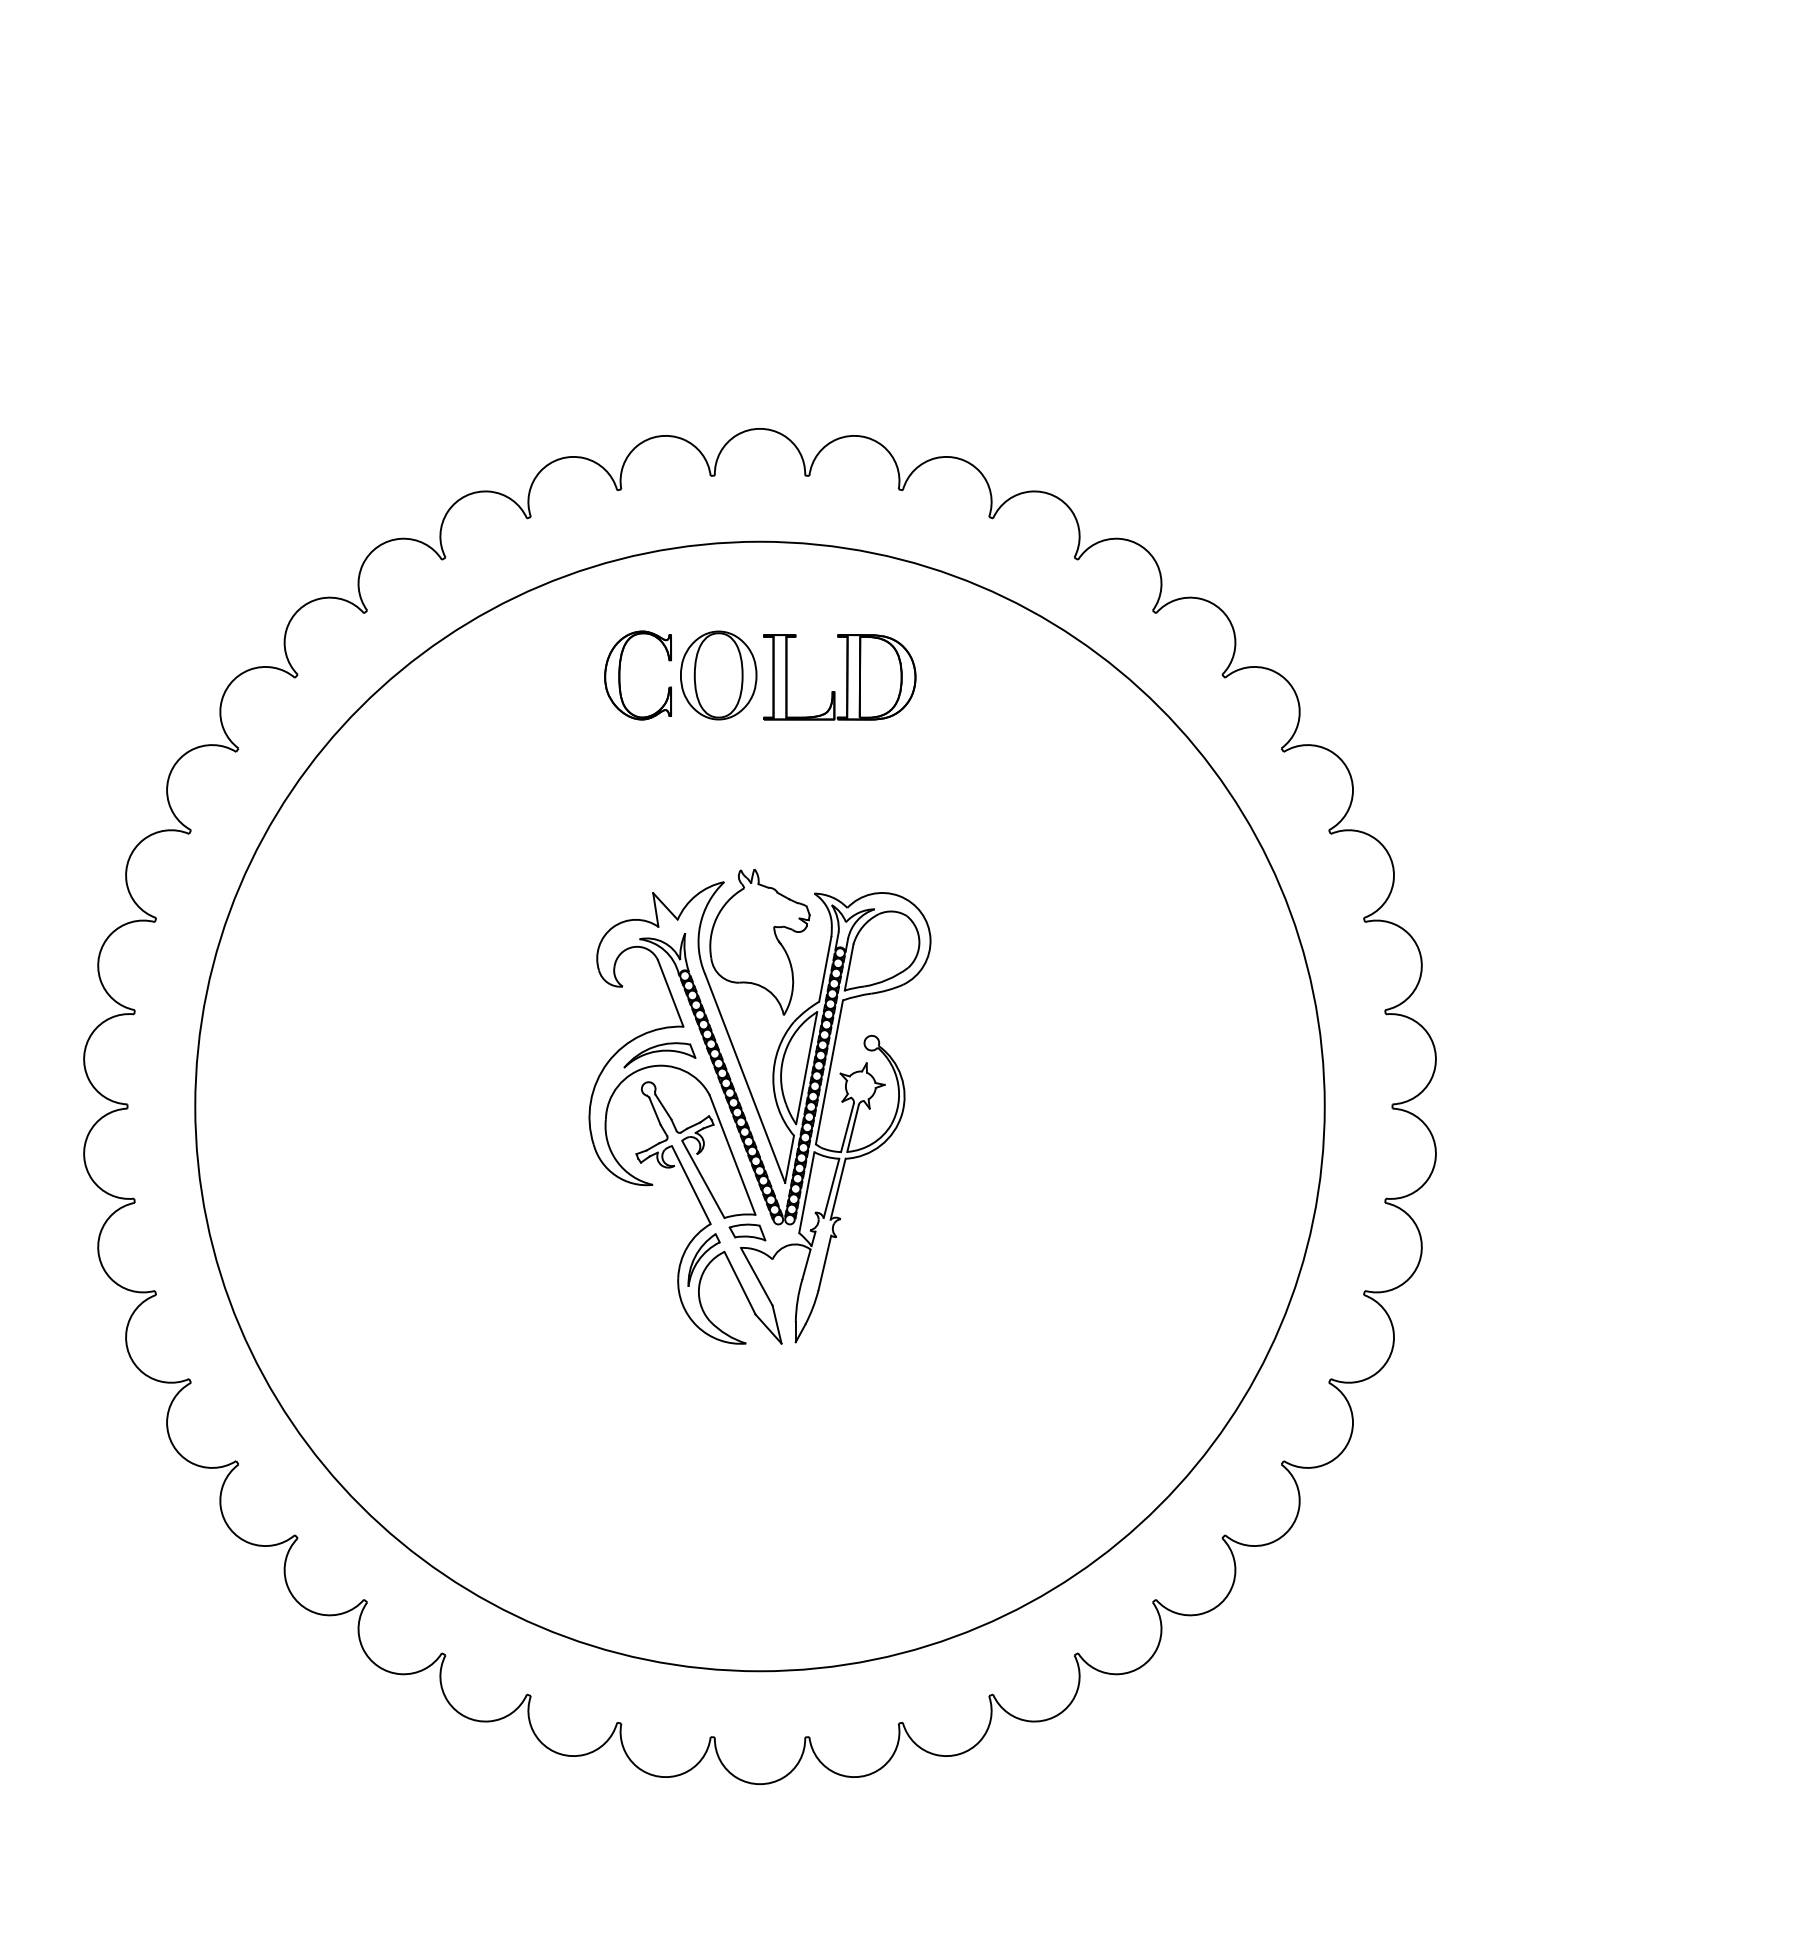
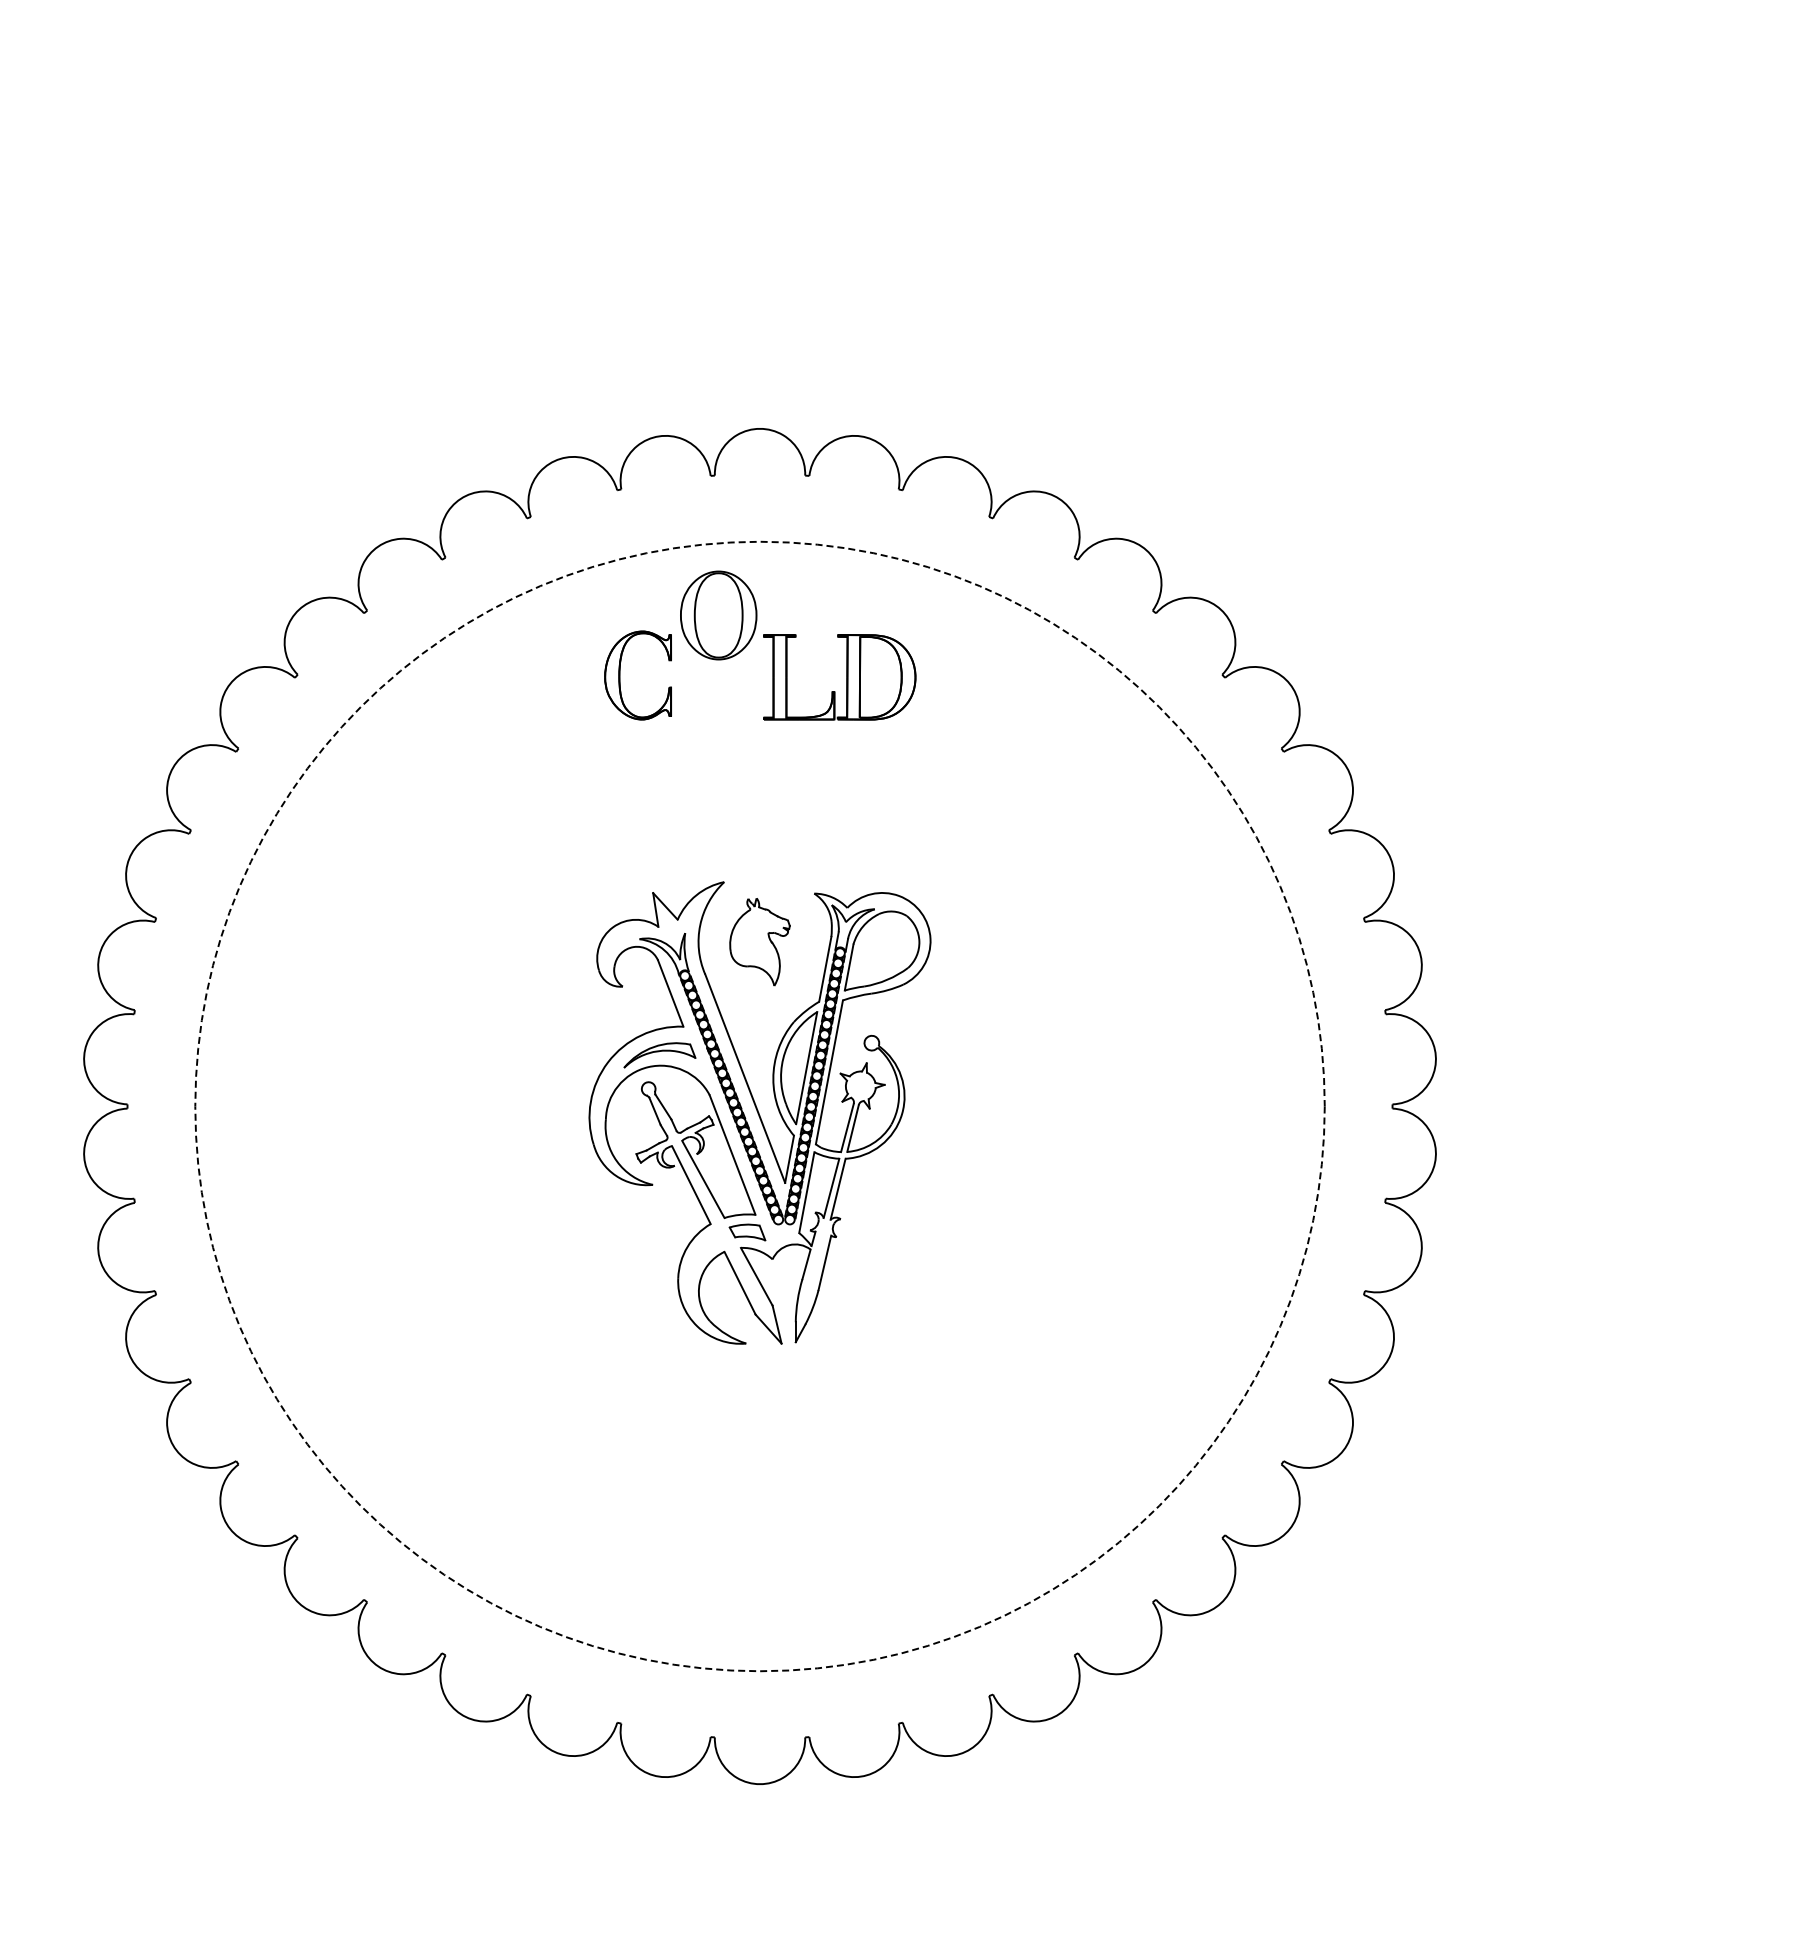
part position: (718, 675) -> (718, 615) (718, 615)
part size: 102x148 px -> 62x89 px (759, 942)
circle: solid -> dashed (759, 1106)
part: present -> none (703, 1259)
